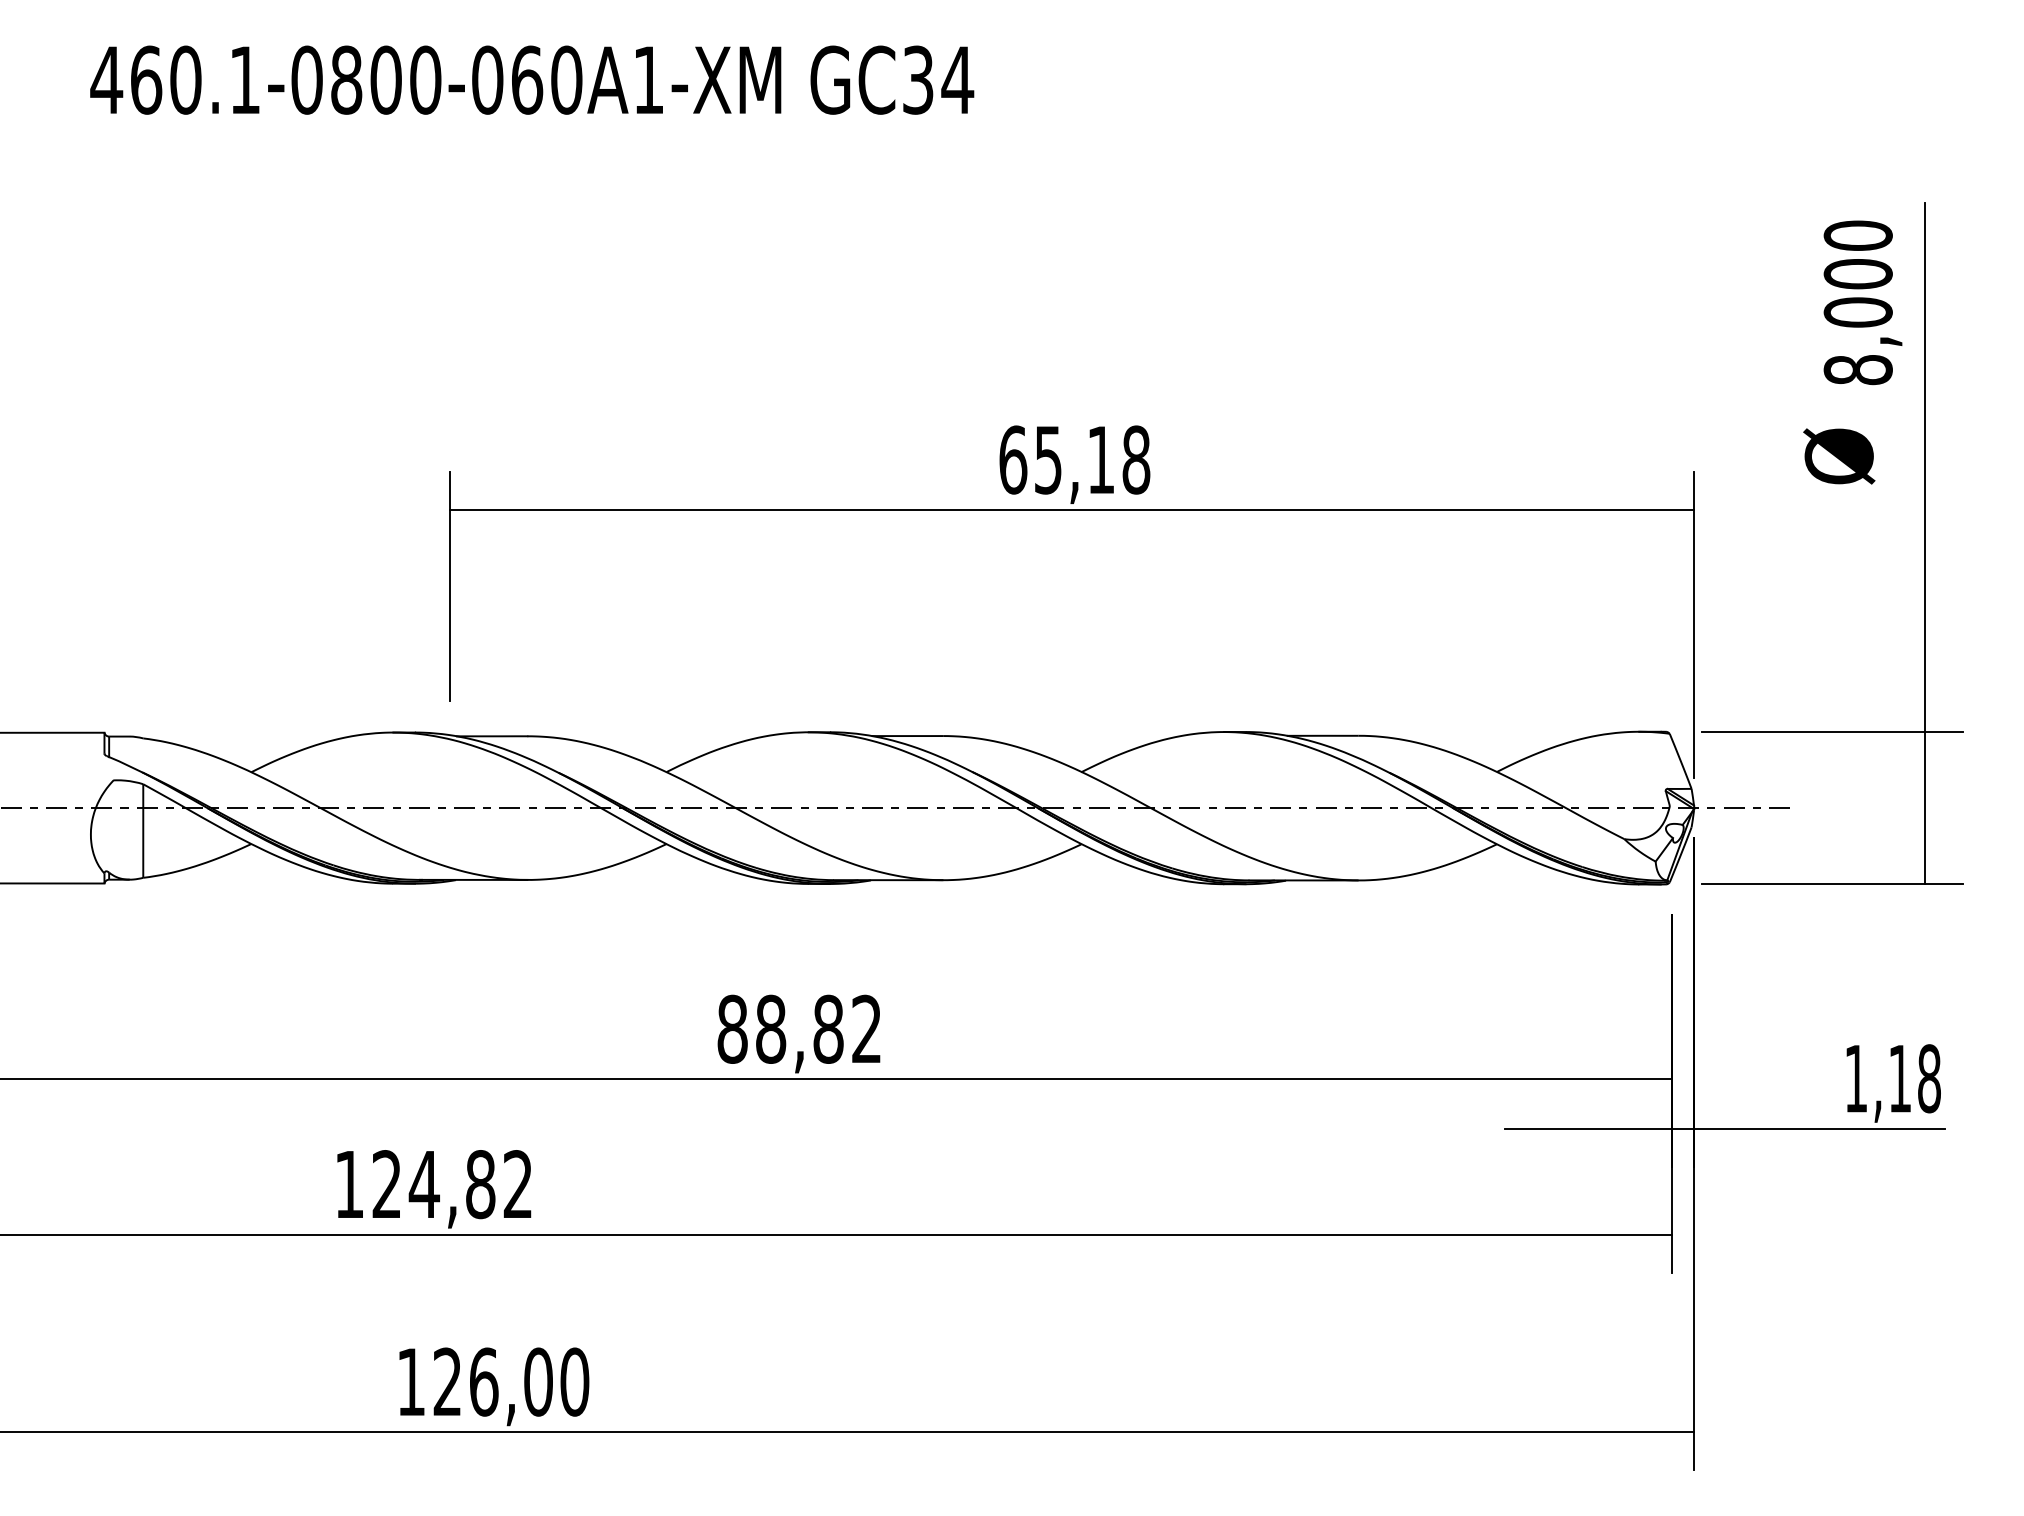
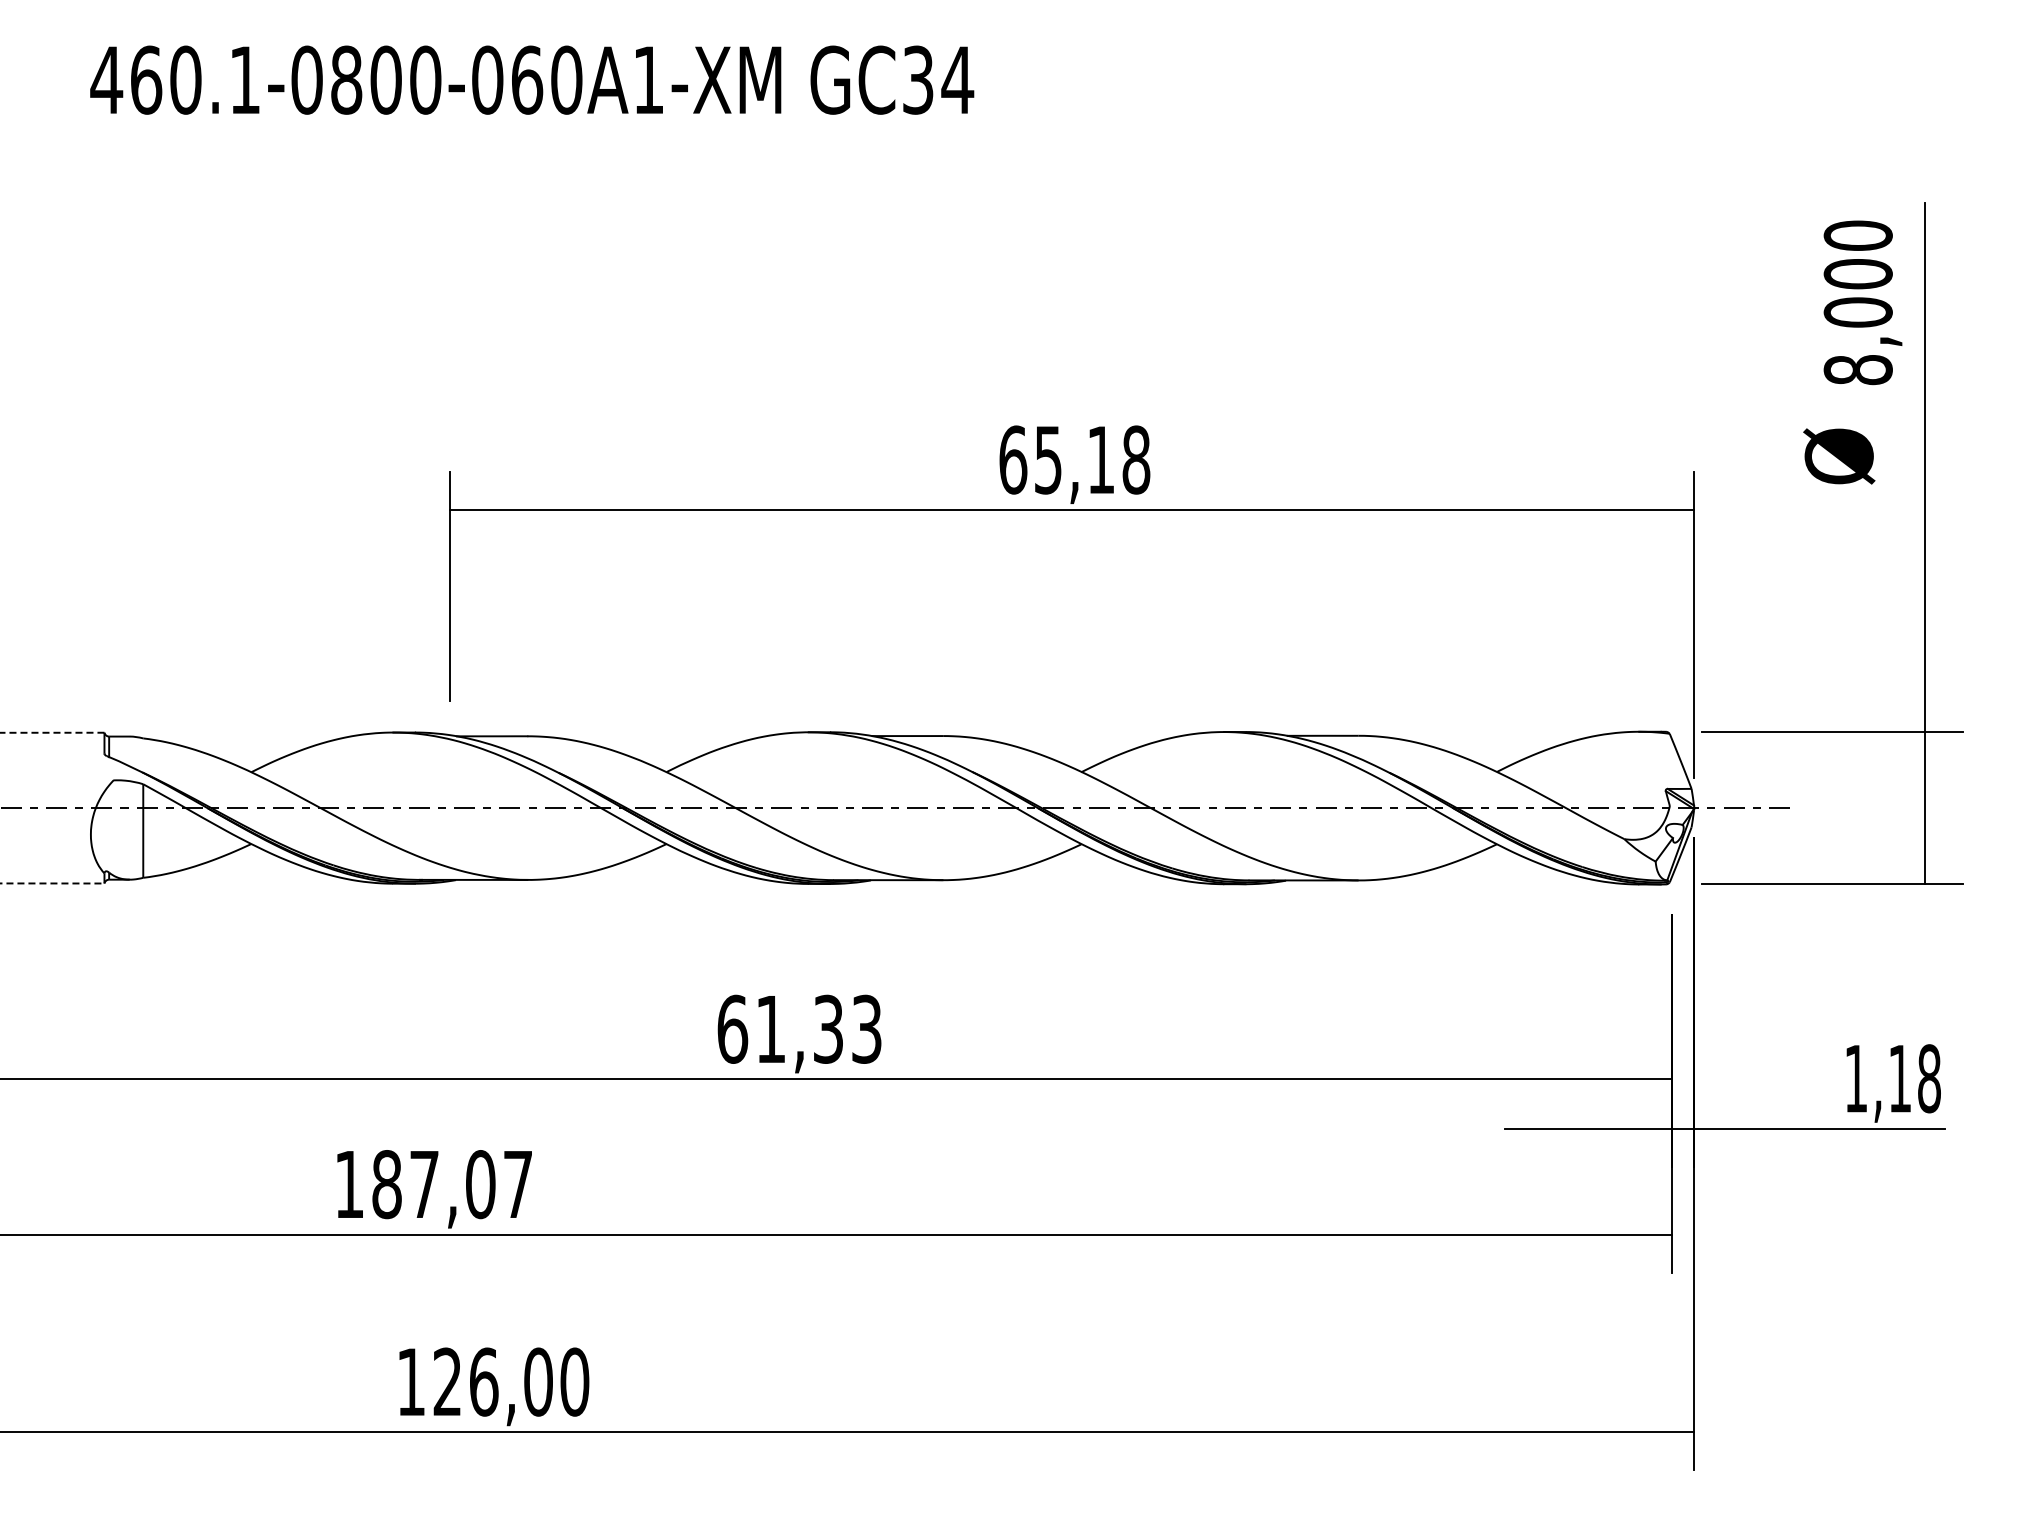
line: solid -> dashed (51, 732)
line: solid -> dashed (52, 883)
text: 88,82 -> 61,33 (799, 1028)
text: 124,82 -> 187,07 (451, 1184)
